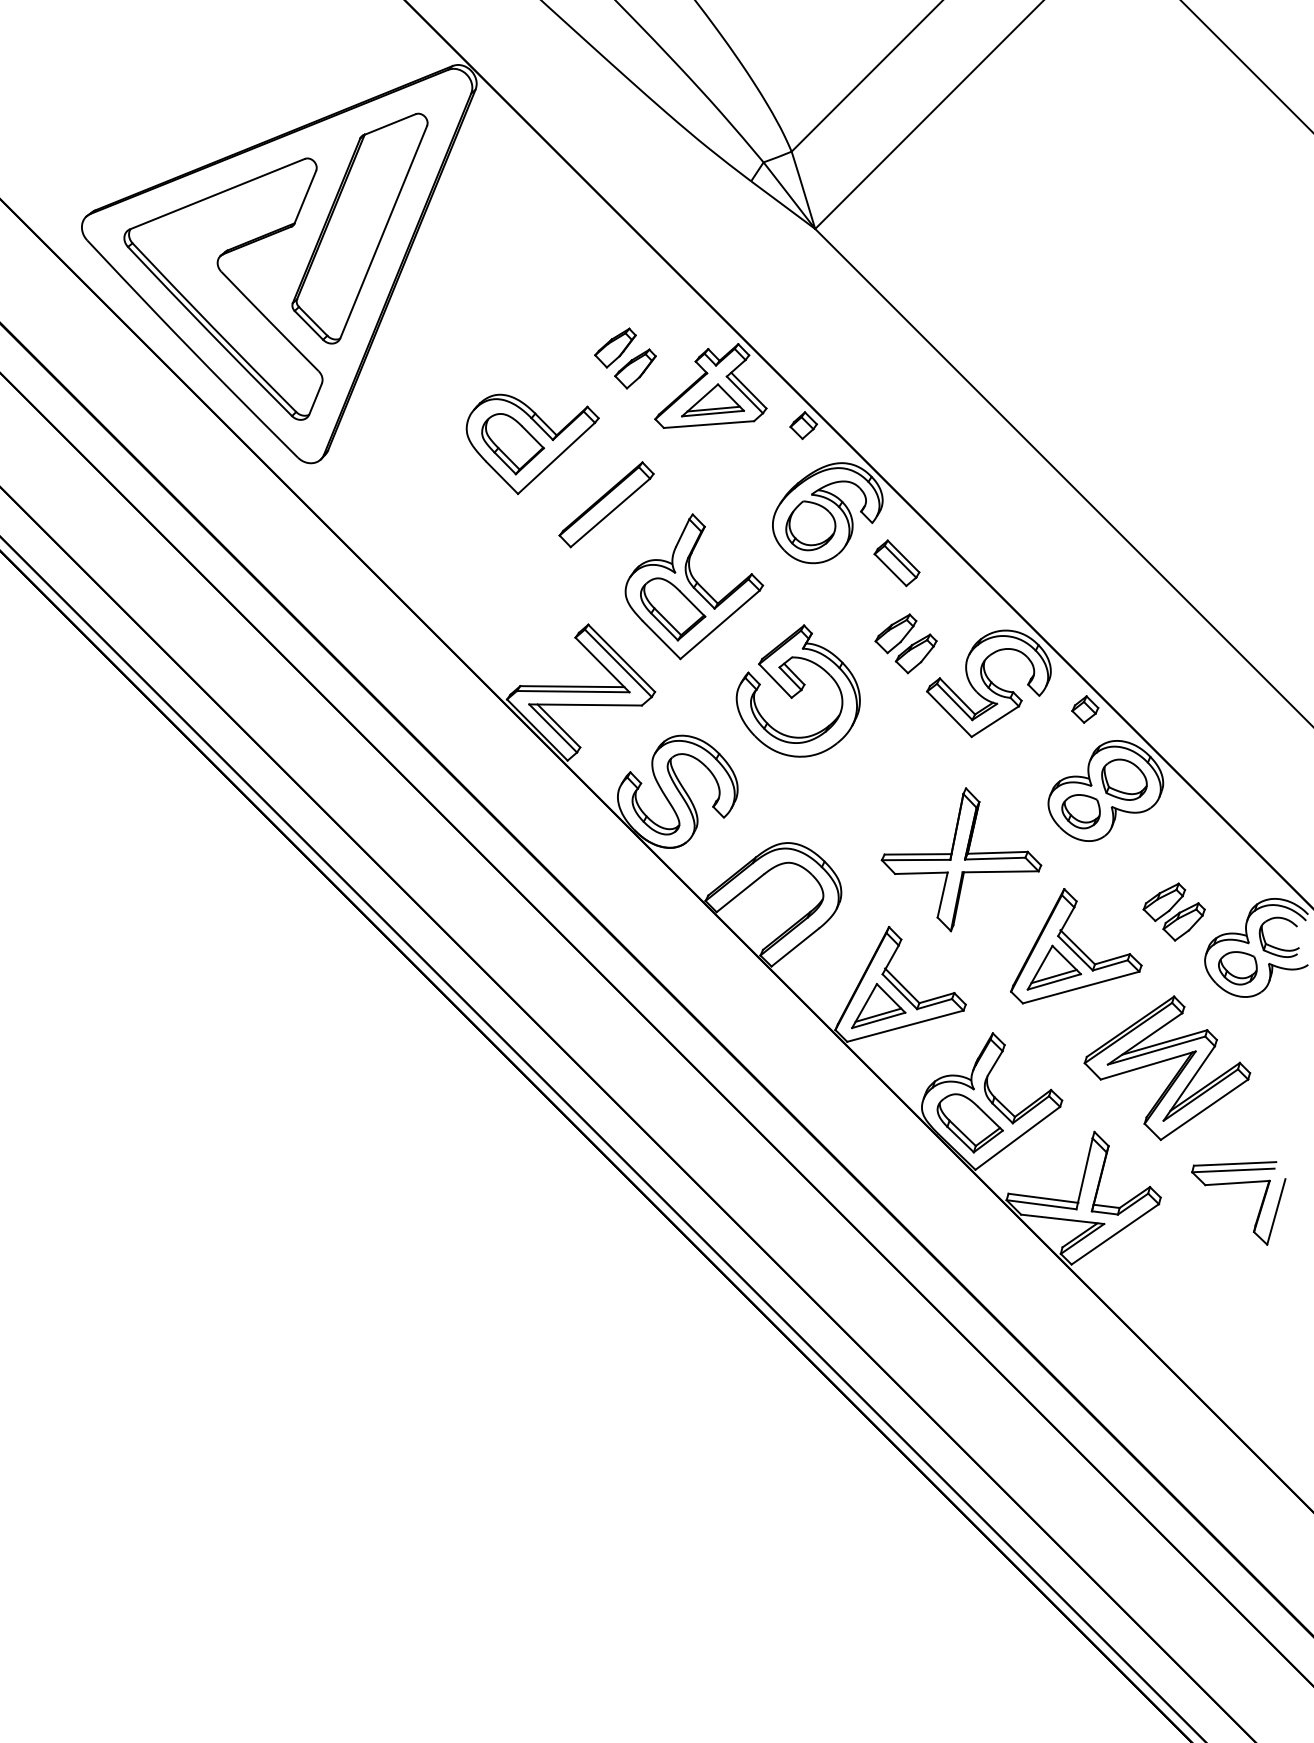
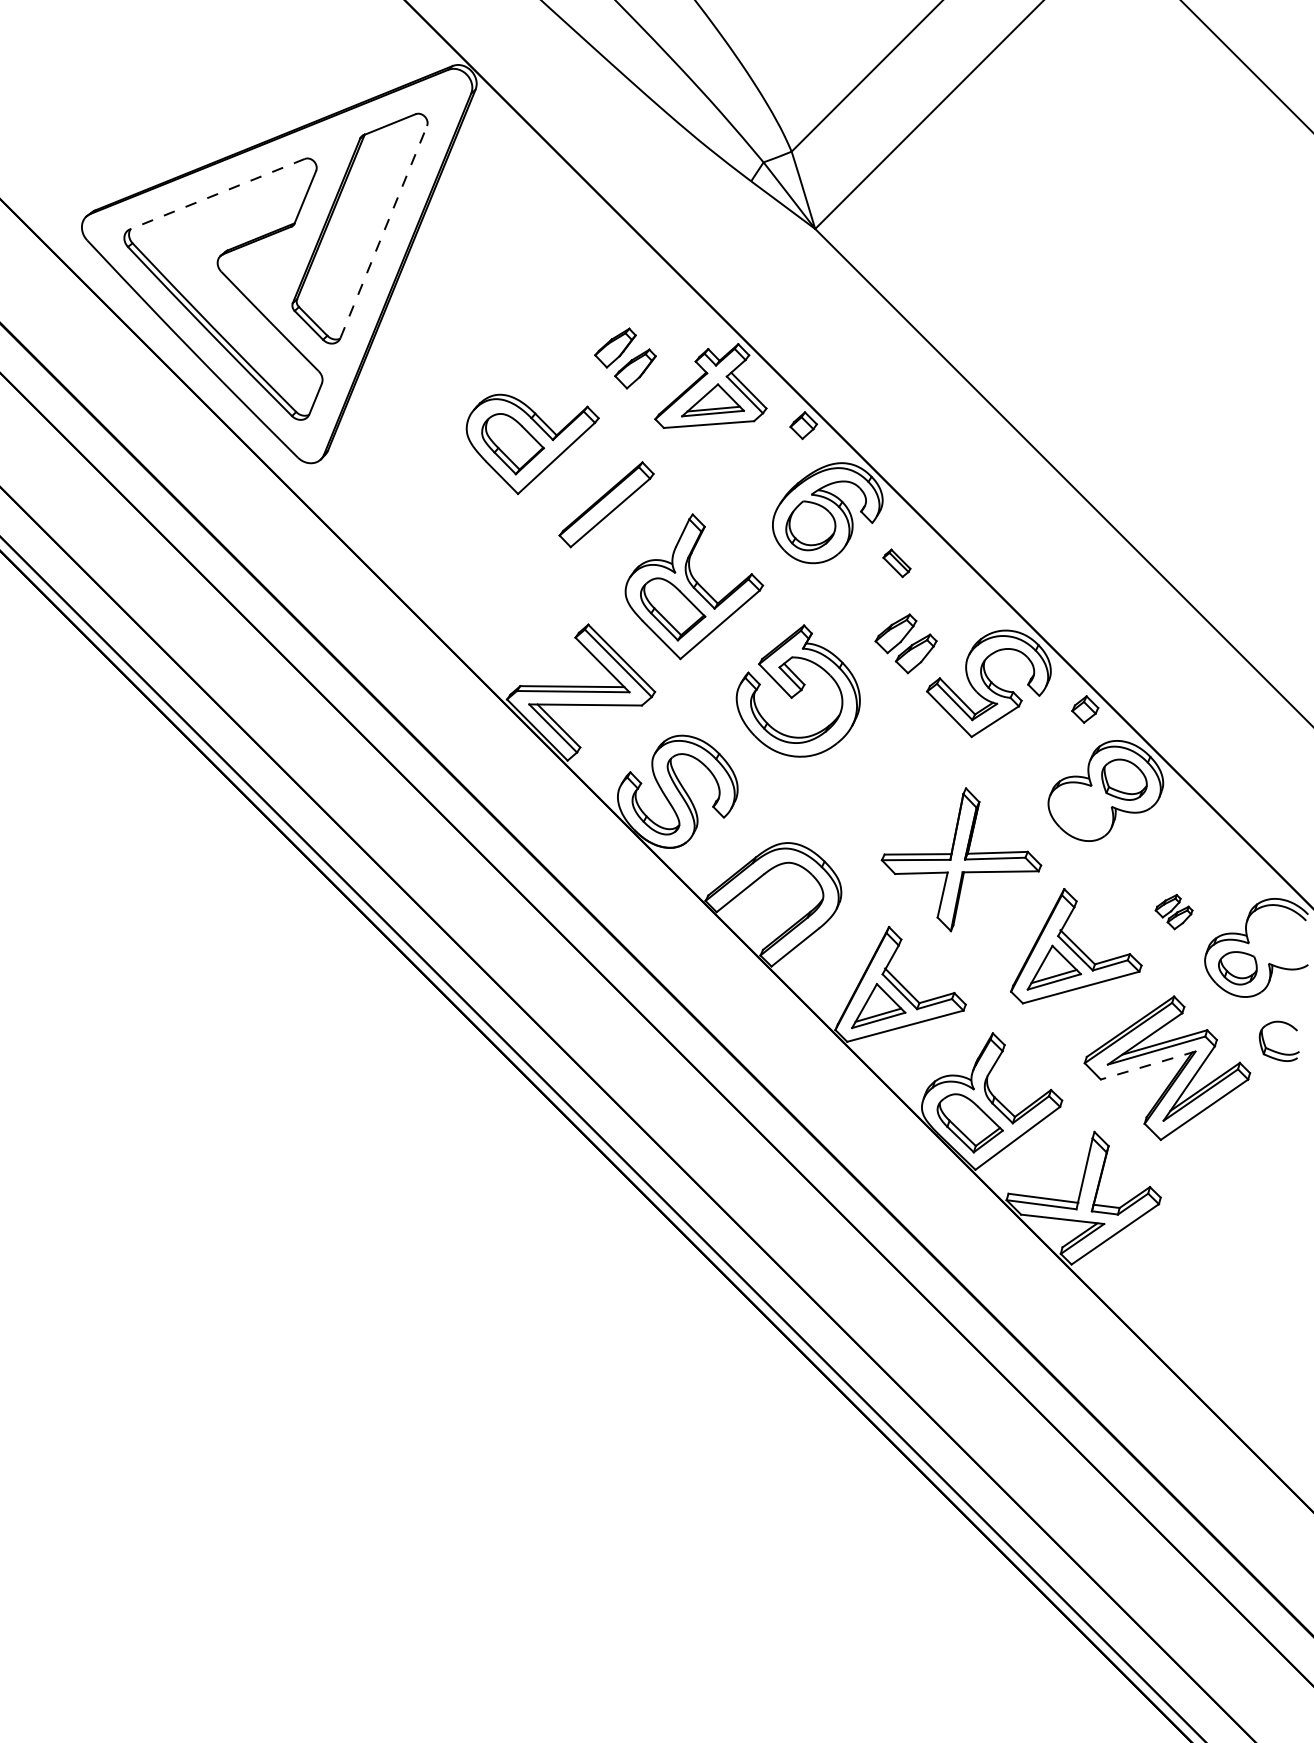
line: solid -> dashed (216, 194)
line: solid -> dashed (383, 231)
part size: 48x49 px -> 30x31 px (896, 563)
part: present -> none (1080, 811)
part size: 64x60 px -> 40x38 px (1173, 911)
part position: (1275, 946) -> (1275, 1050) (1275, 1050)
line: solid -> dashed (1147, 1065)
part: present -> none (1234, 1184)
